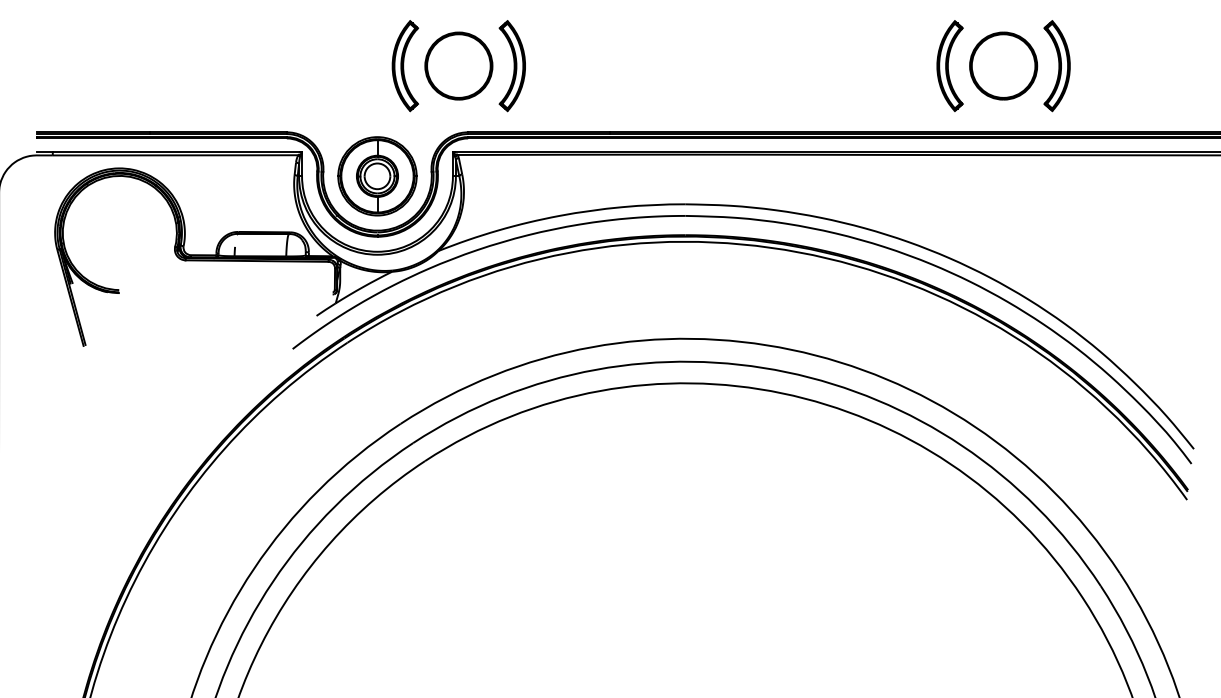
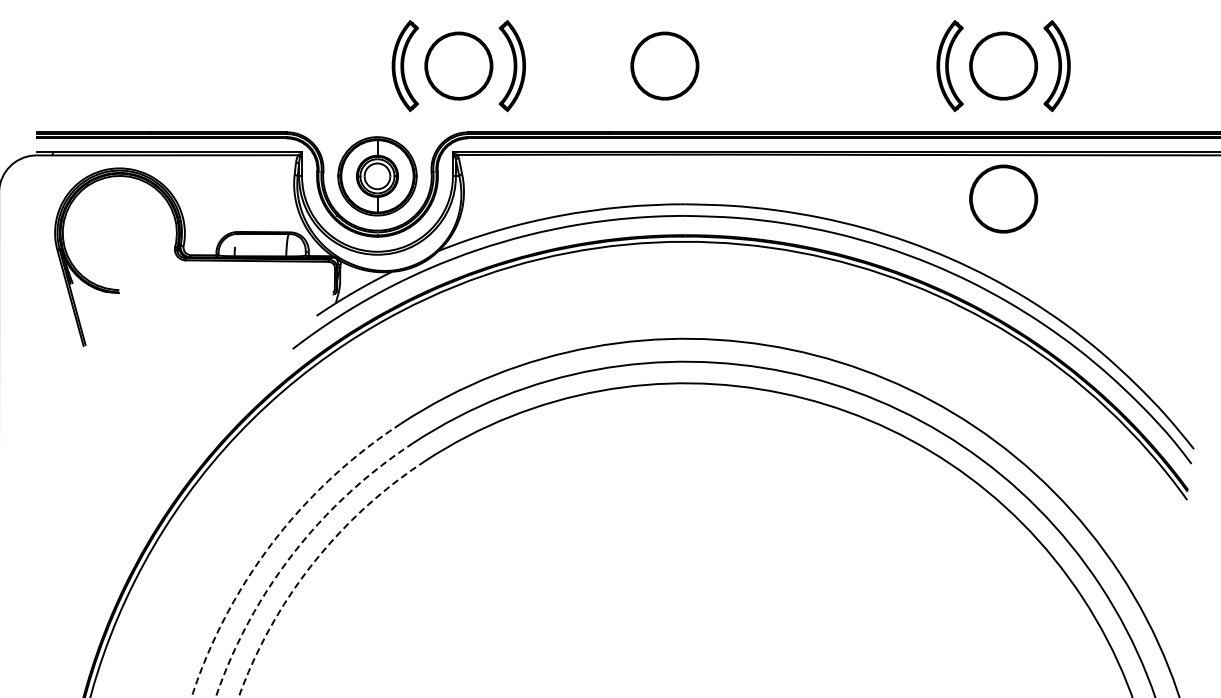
part: none -> present (664, 65)
part: none -> present (1003, 198)
arc: solid -> dashed (272, 543)
arc: solid -> dashed (292, 554)
arc: solid -> dashed (311, 565)
